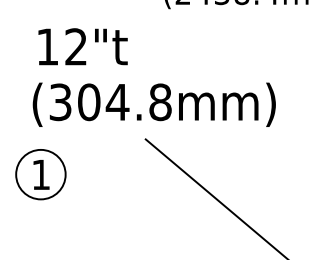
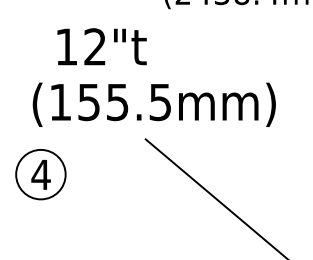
text position: (82, 46) -> (101, 46) (101, 46)
text: (304.8mm) -> (155.5mm) (110, 102)
text: 1 -> 4 (40, 174)
